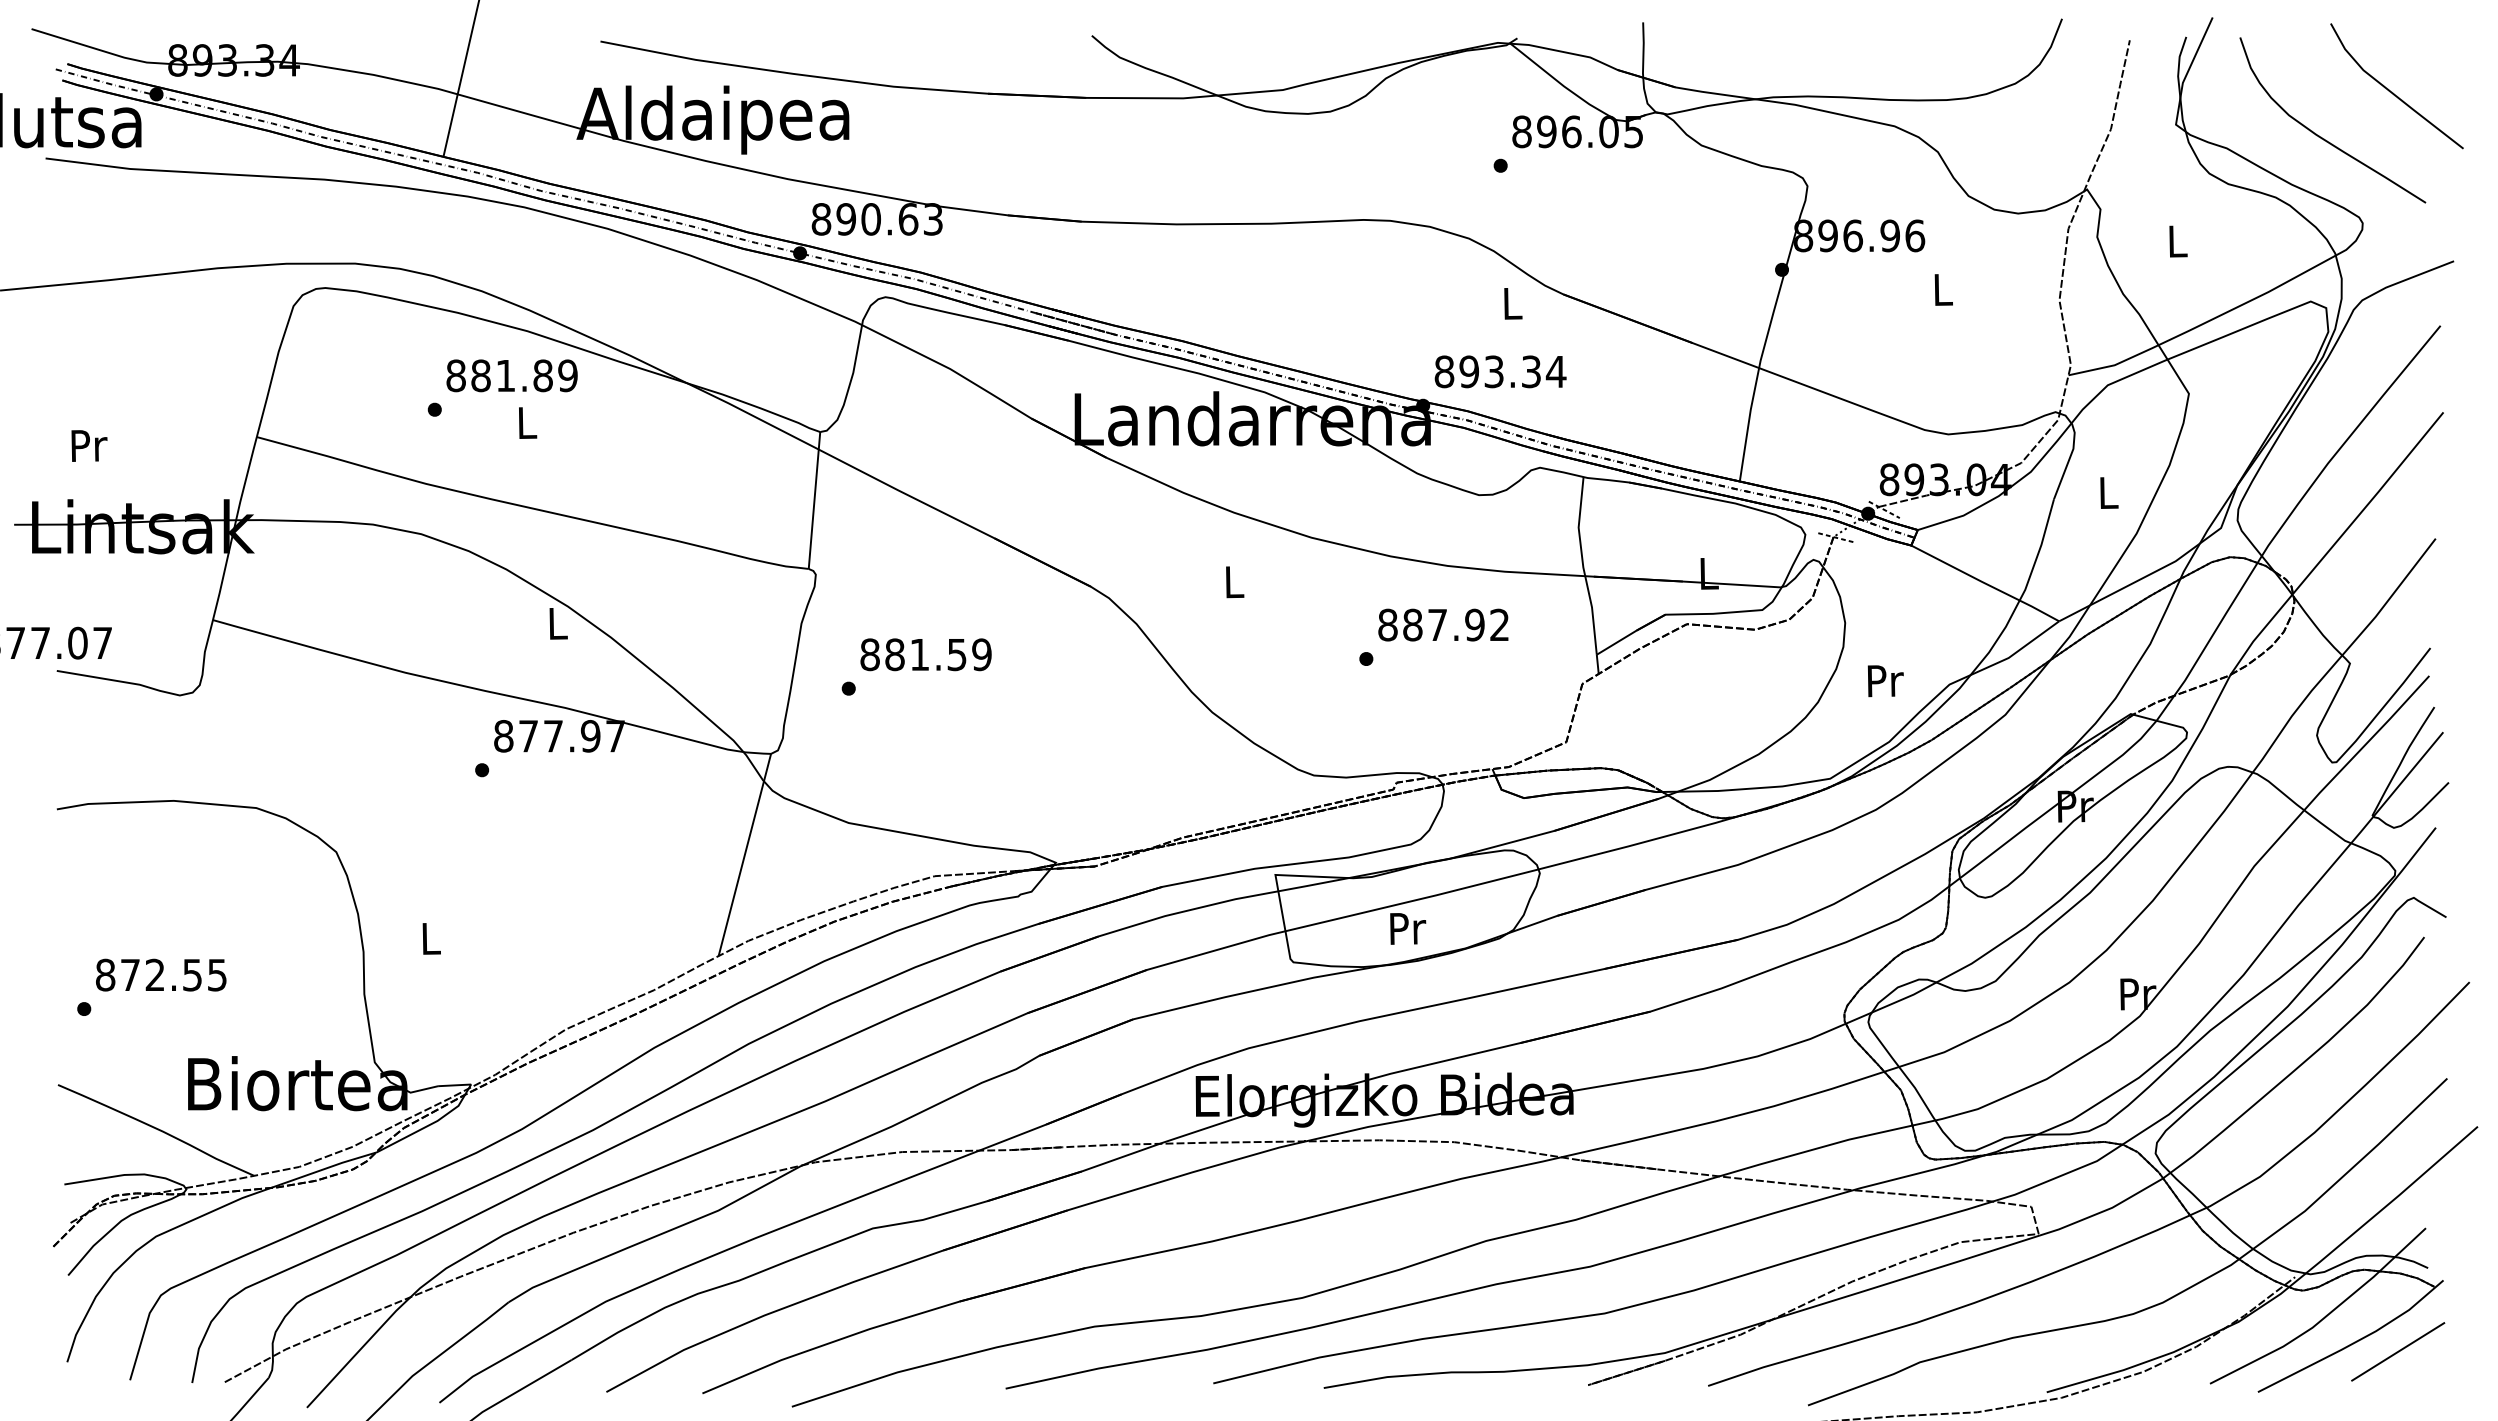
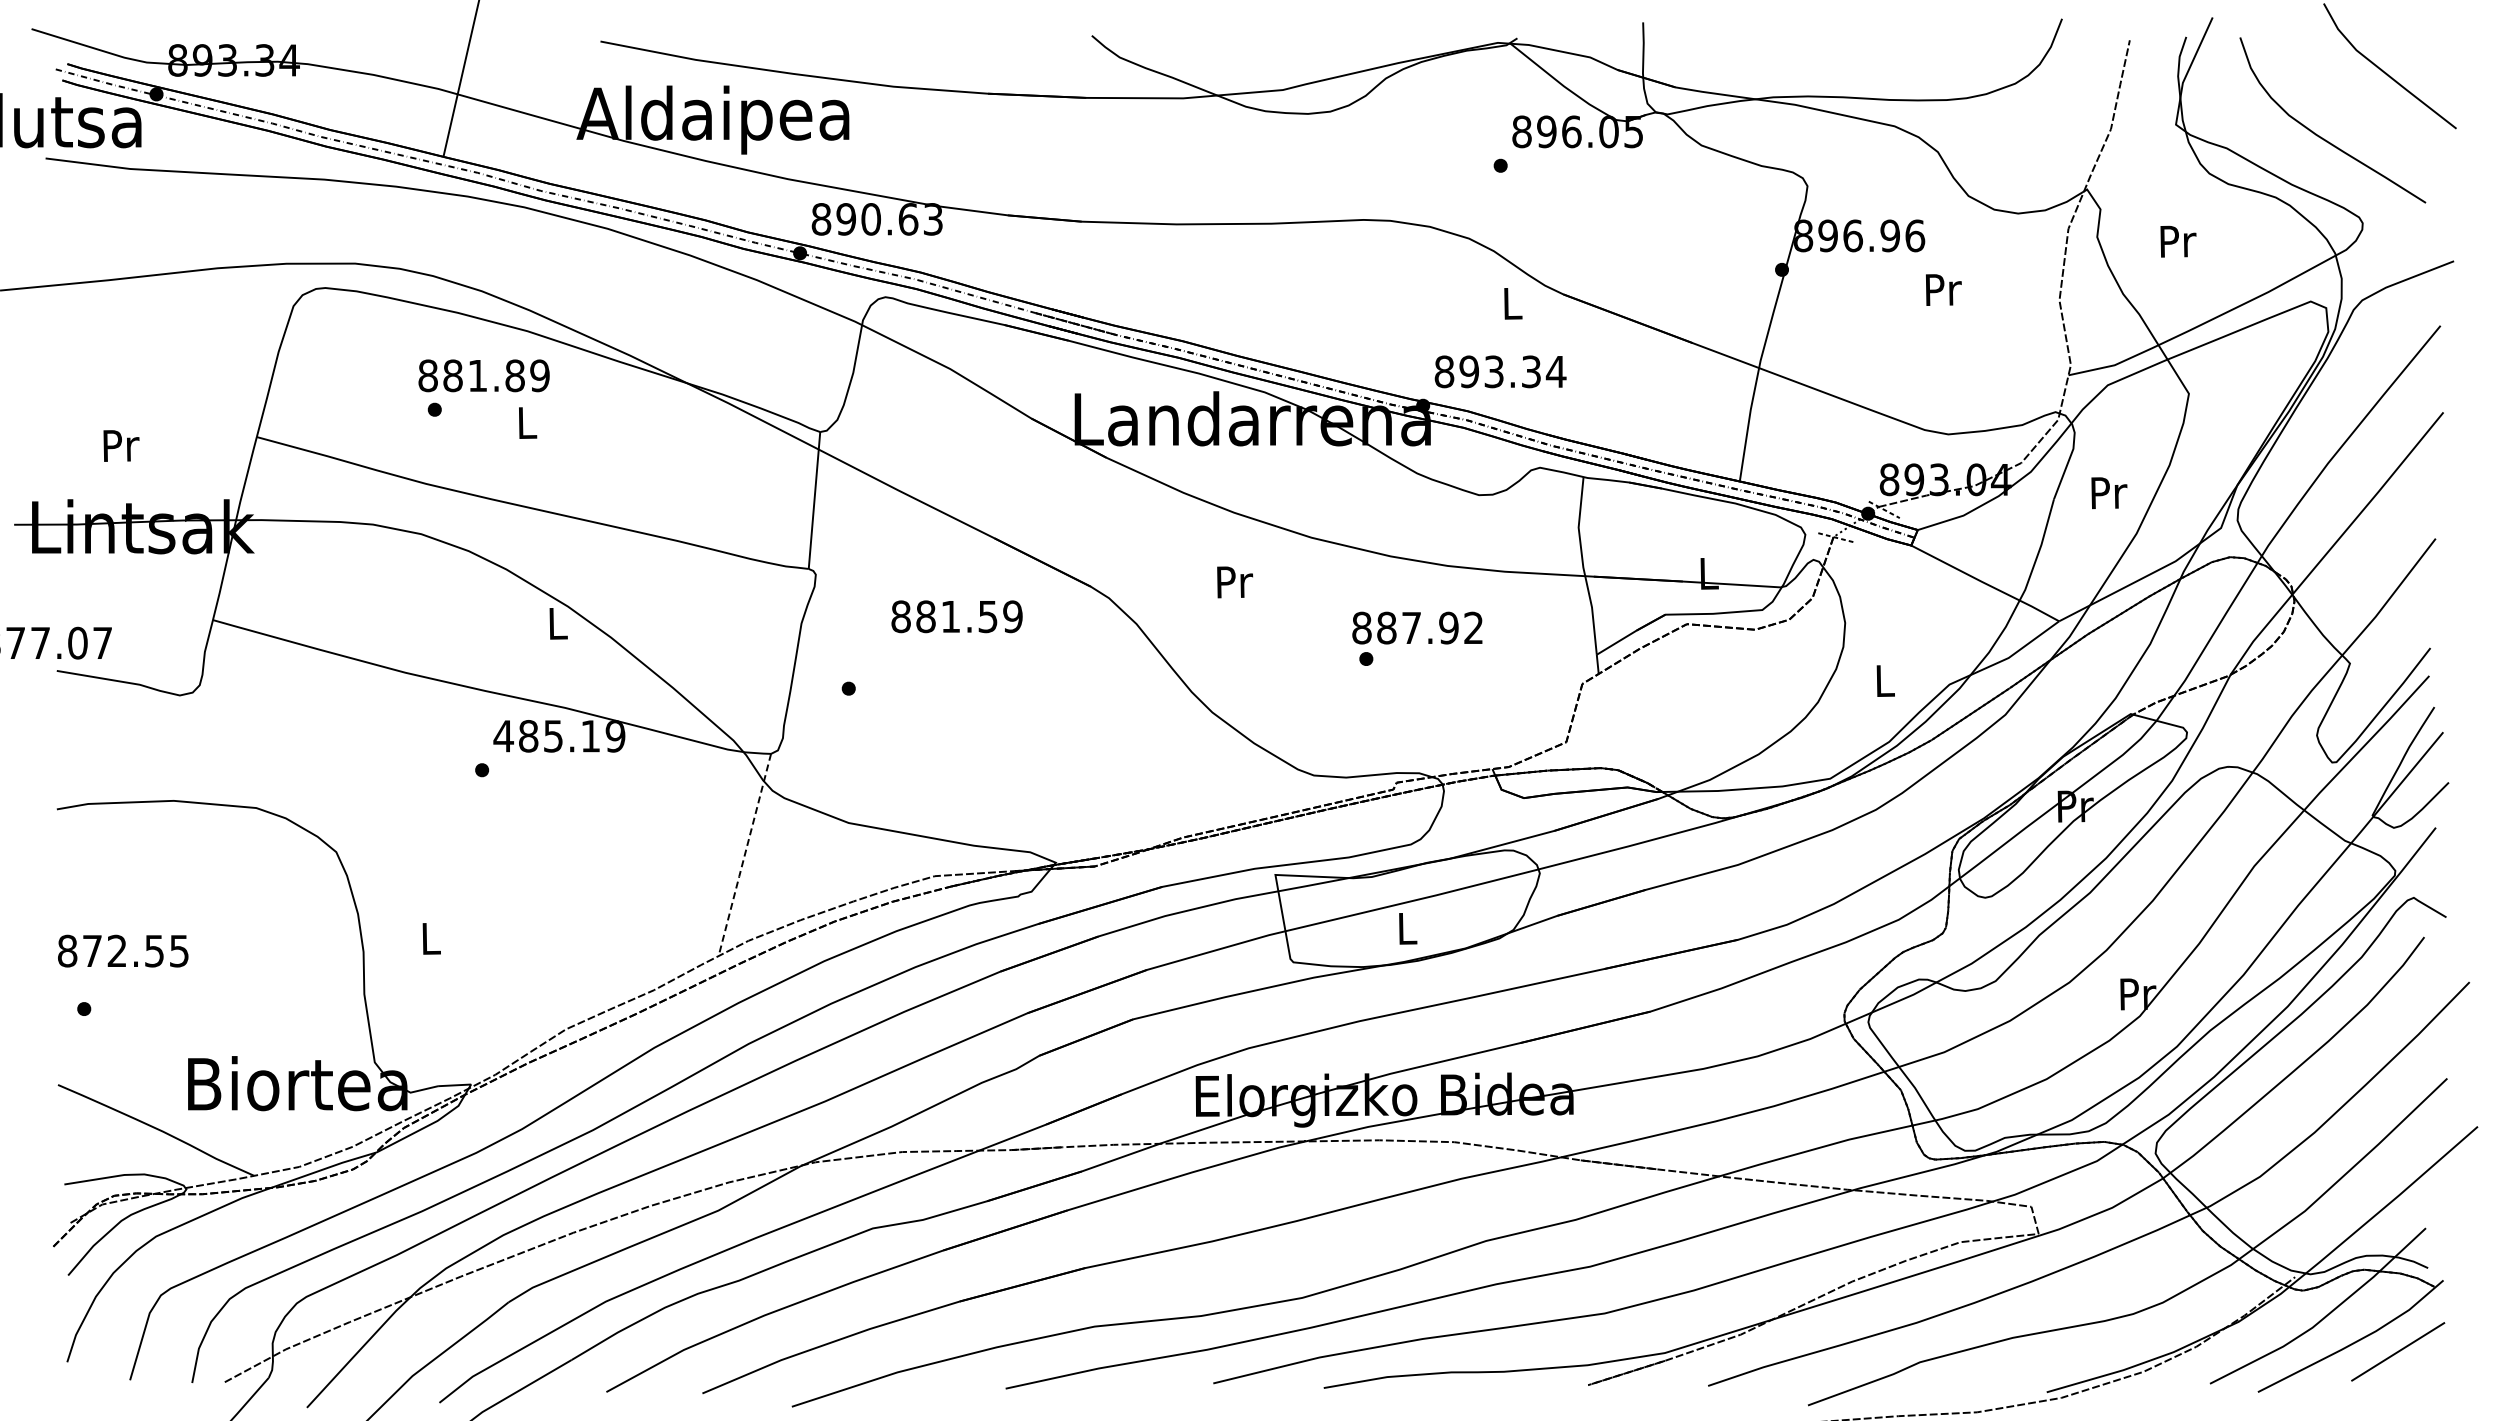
line position: (2393, 92) -> (2386, 72) (2386, 72)
text: L -> Pr (2178, 241)
text: L -> Pr (1943, 289)
text position: (511, 375) -> (483, 375) (483, 375)
text position: (89, 445) -> (121, 445) (121, 445)
text: L -> Pr (2109, 493)
text: L -> Pr (1235, 582)
text position: (1443, 624) -> (1417, 627) (1417, 627)
text position: (925, 654) -> (956, 616) (956, 616)
text: Pr -> L (1885, 681)
text: 877.97 -> 485.19 (559, 736)
line: solid -> dashed (744, 855)
text: Pr -> L (1408, 928)
text position: (161, 974) -> (123, 950) (123, 950)
